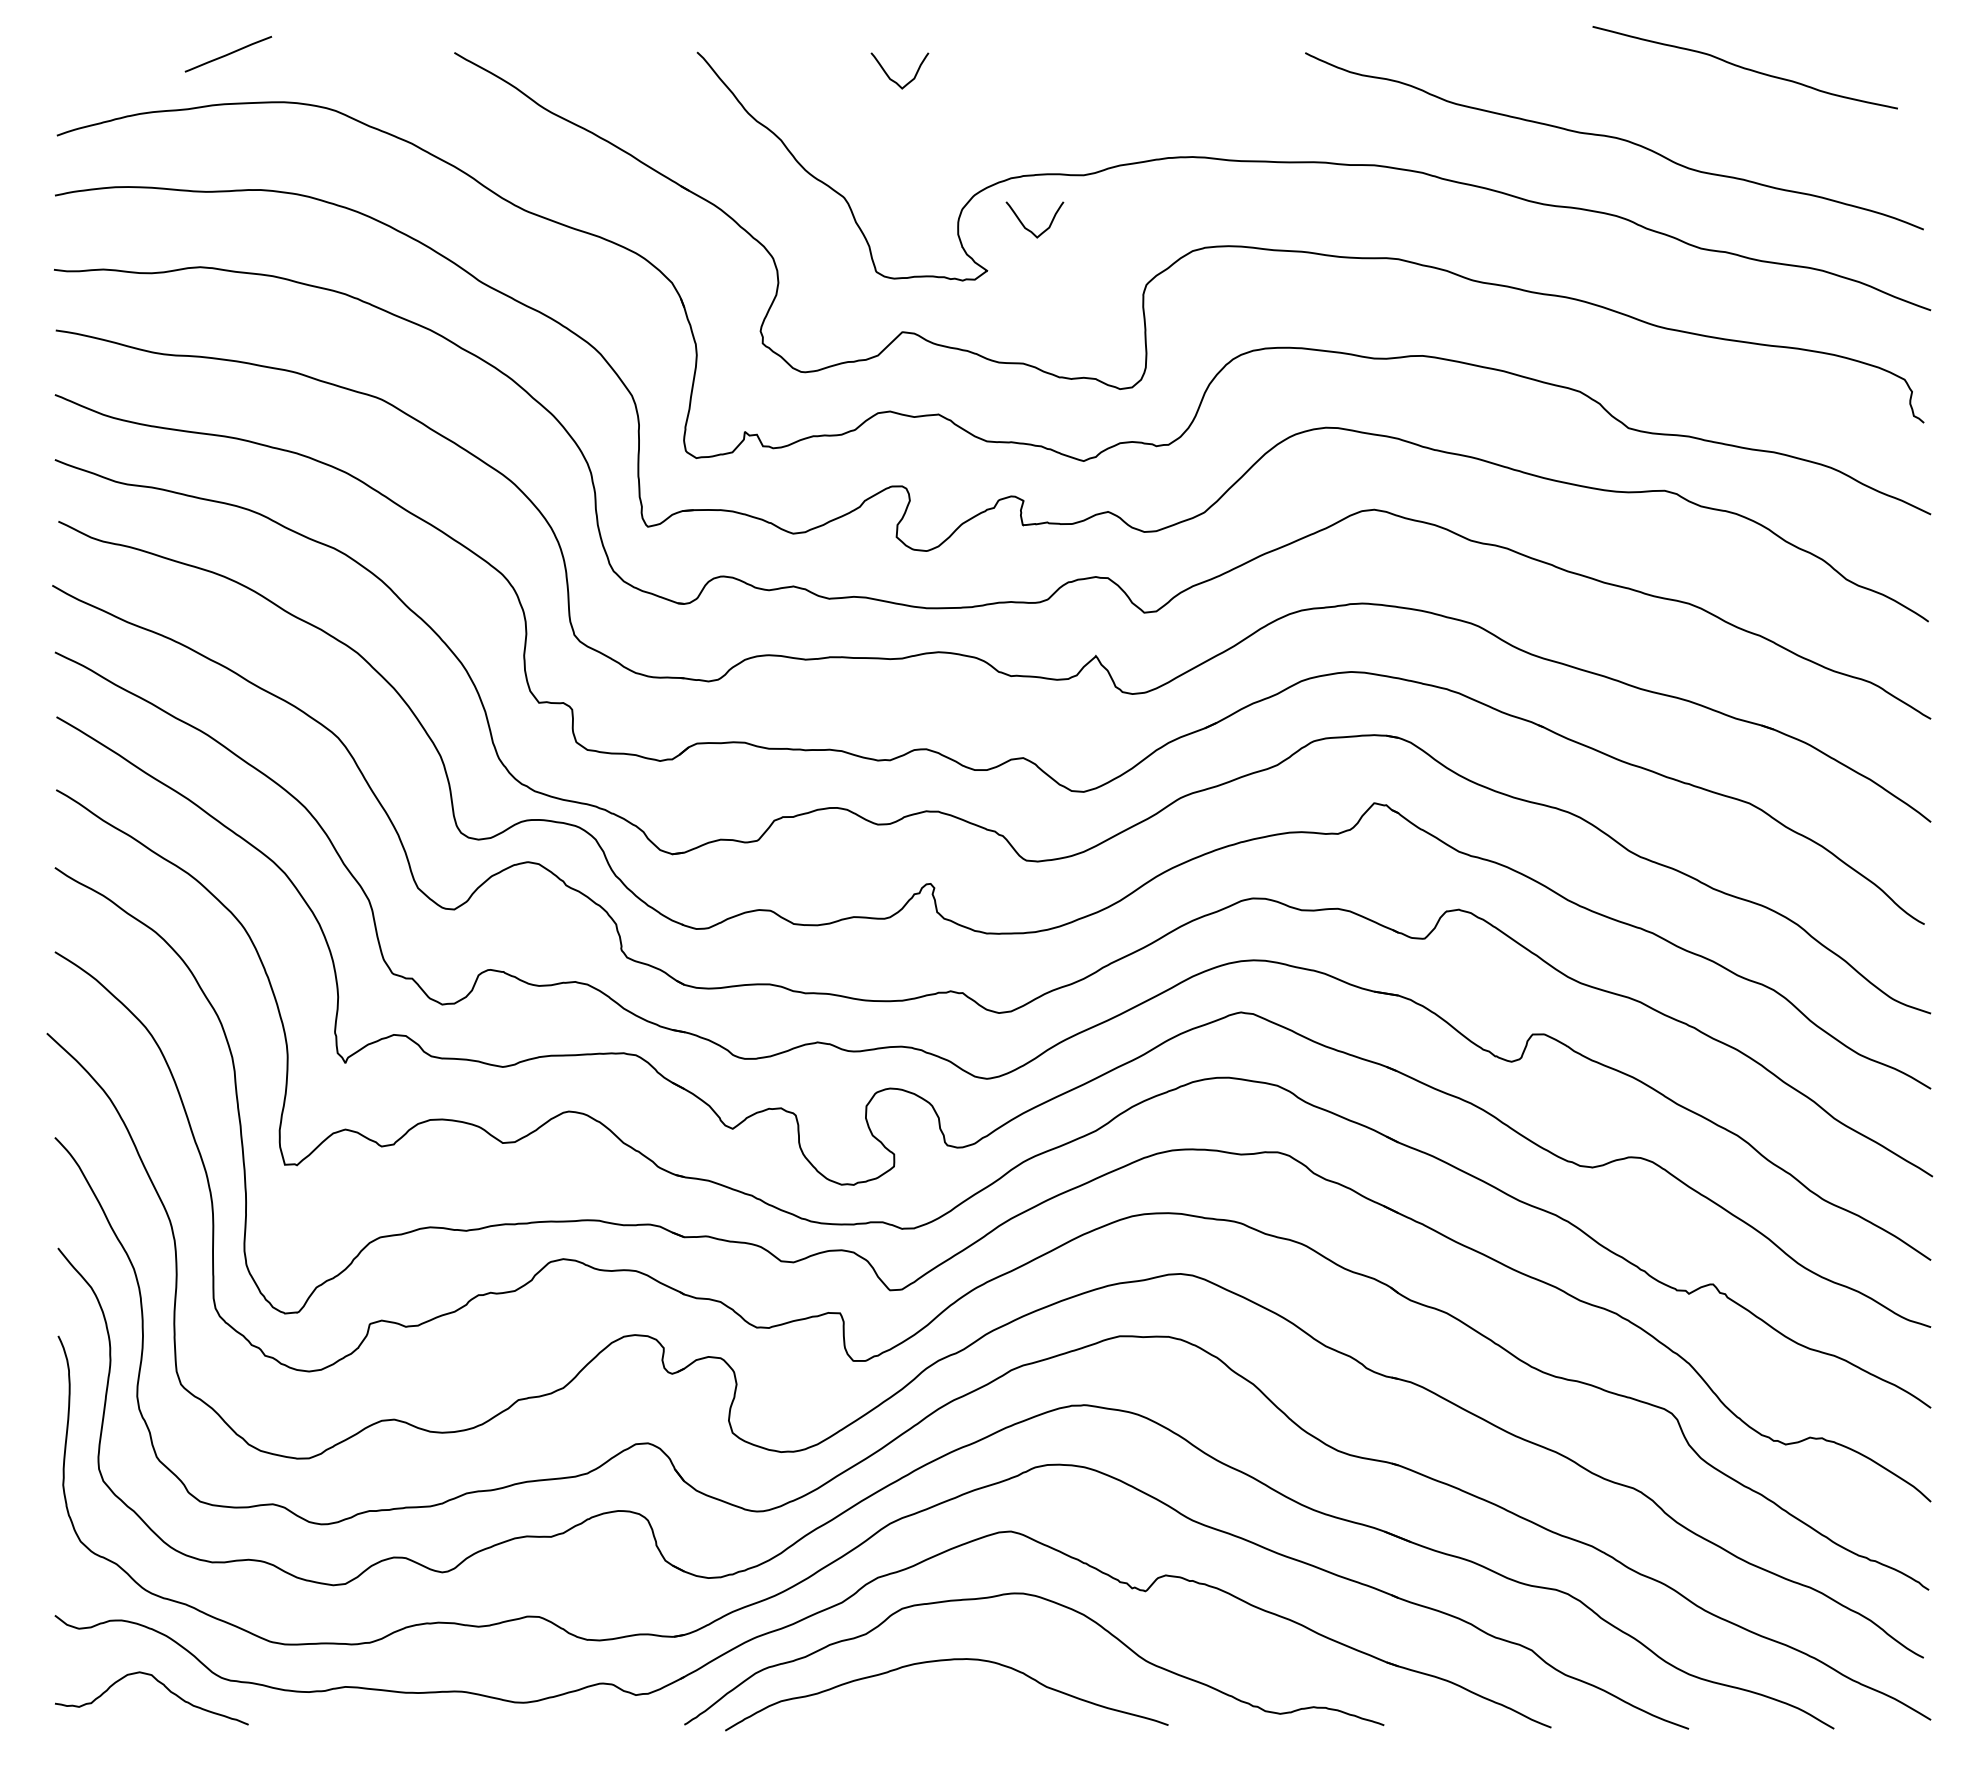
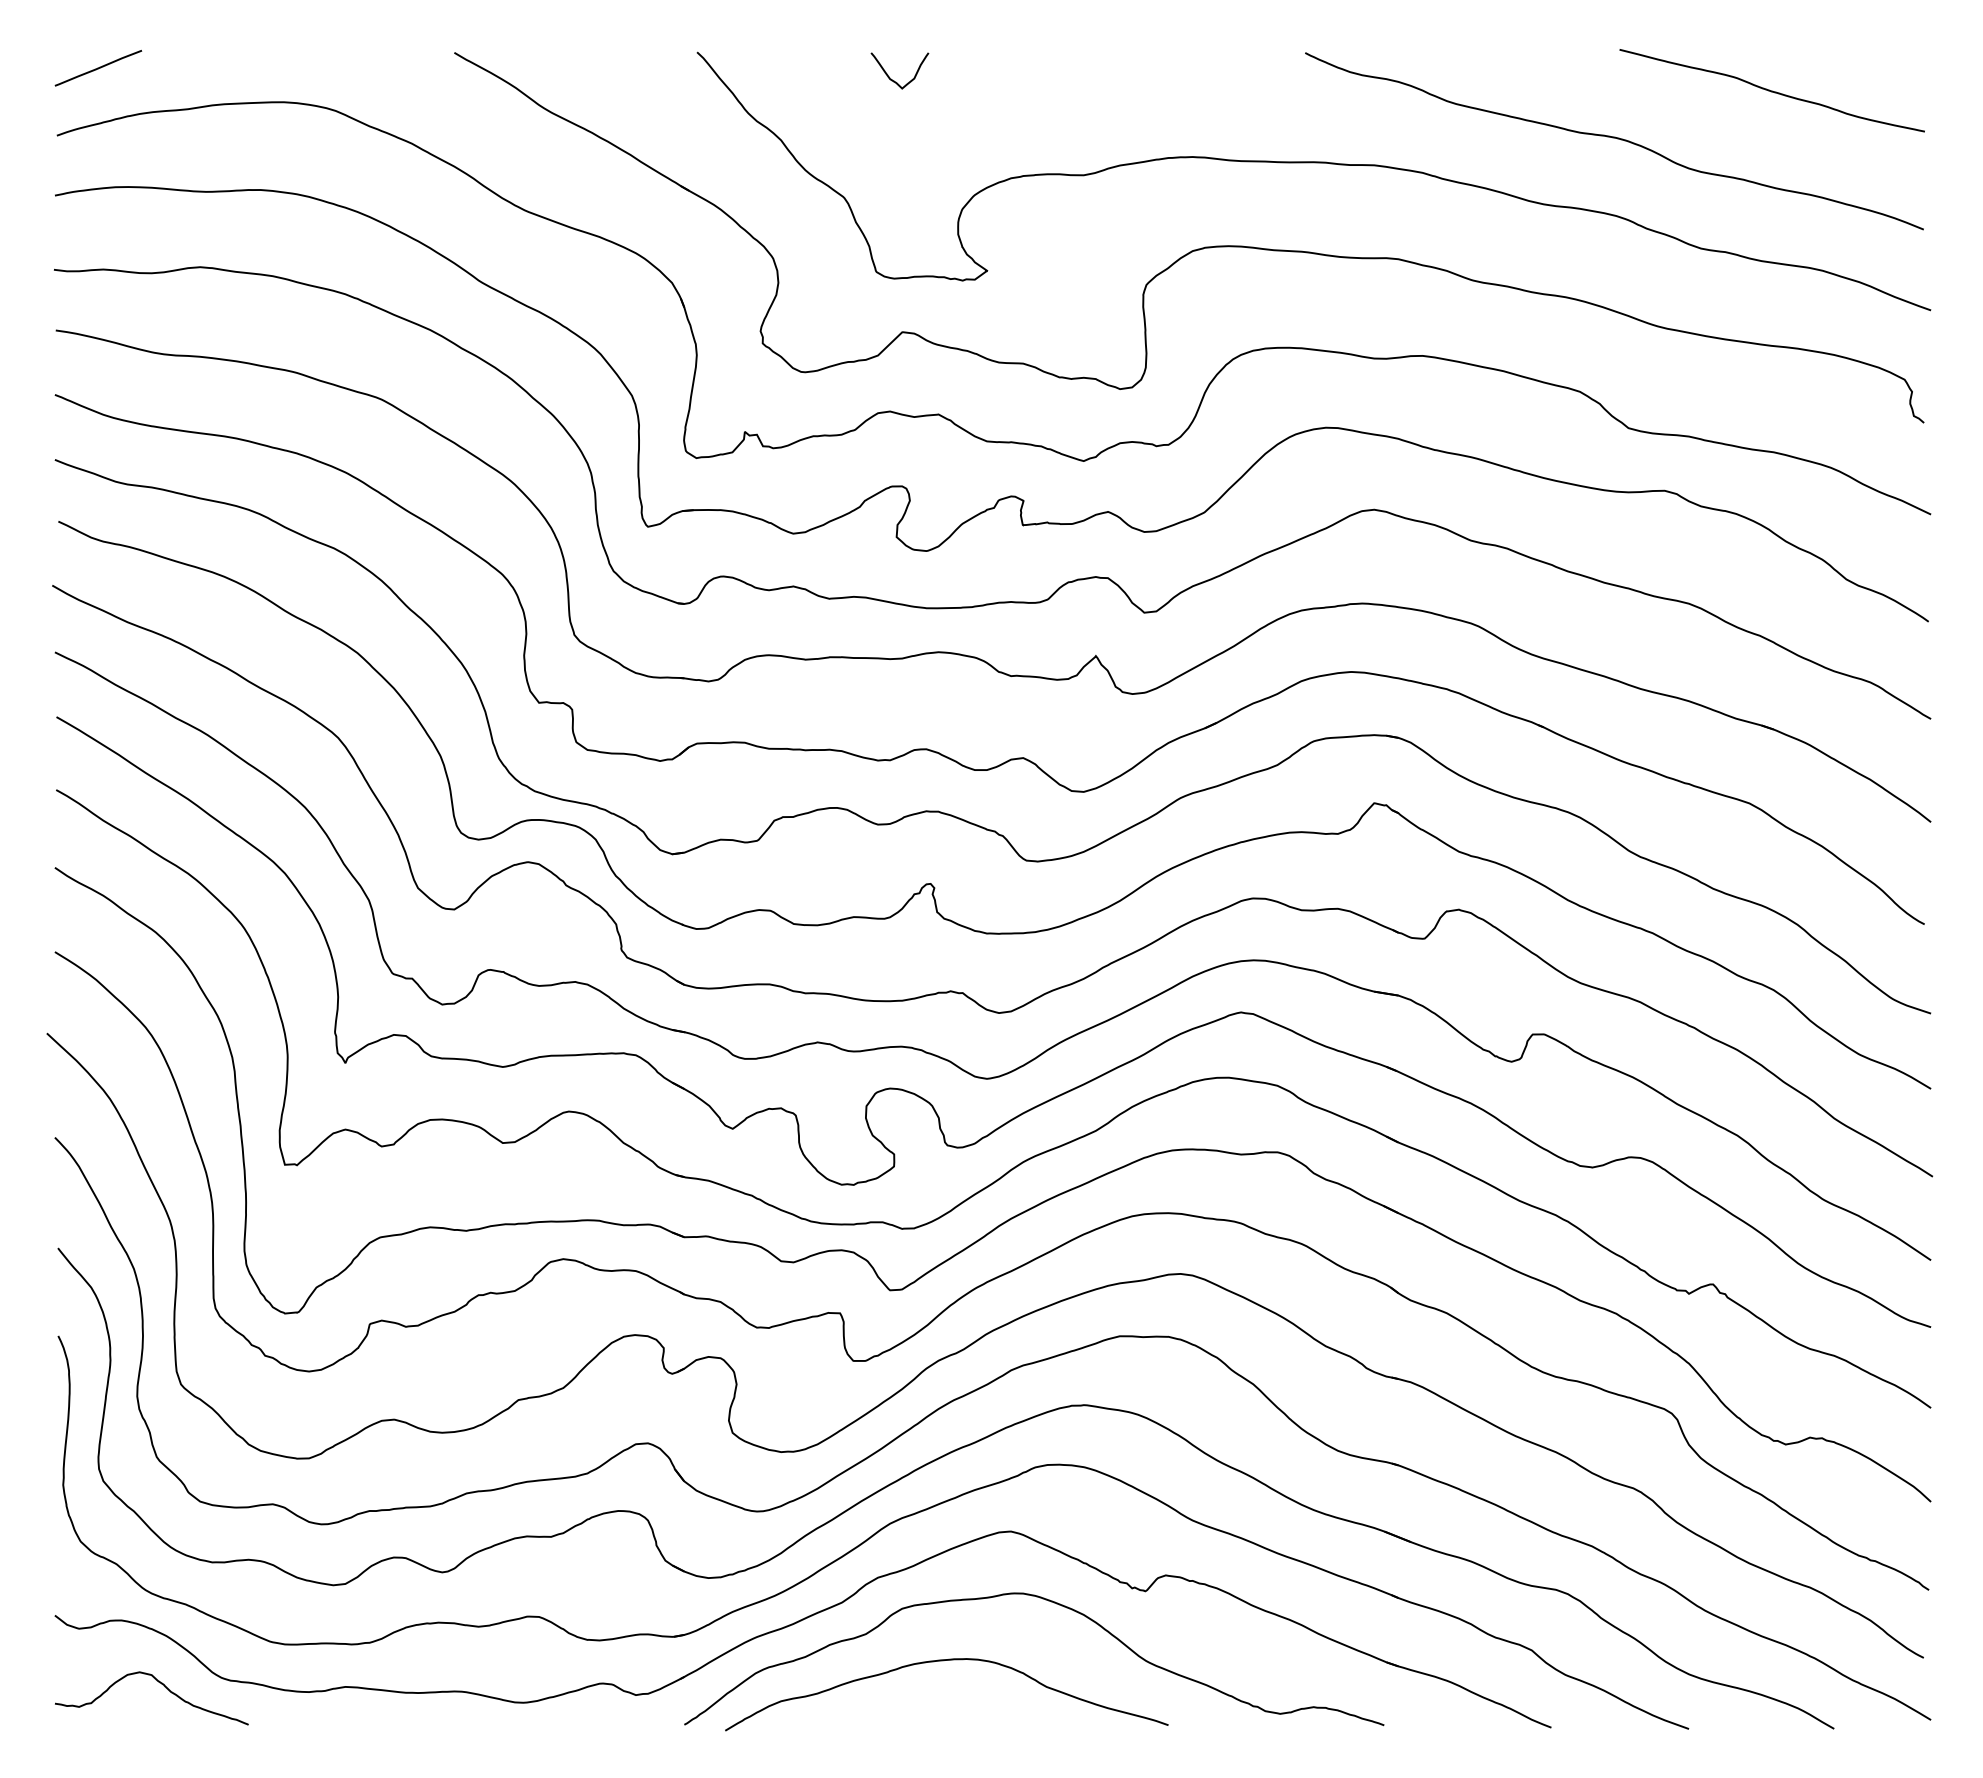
line position: (228, 54) -> (98, 68) (98, 68)
curve position: (1744, 67) -> (1771, 90) (1771, 90)
curve: present -> none (1029, 229)
